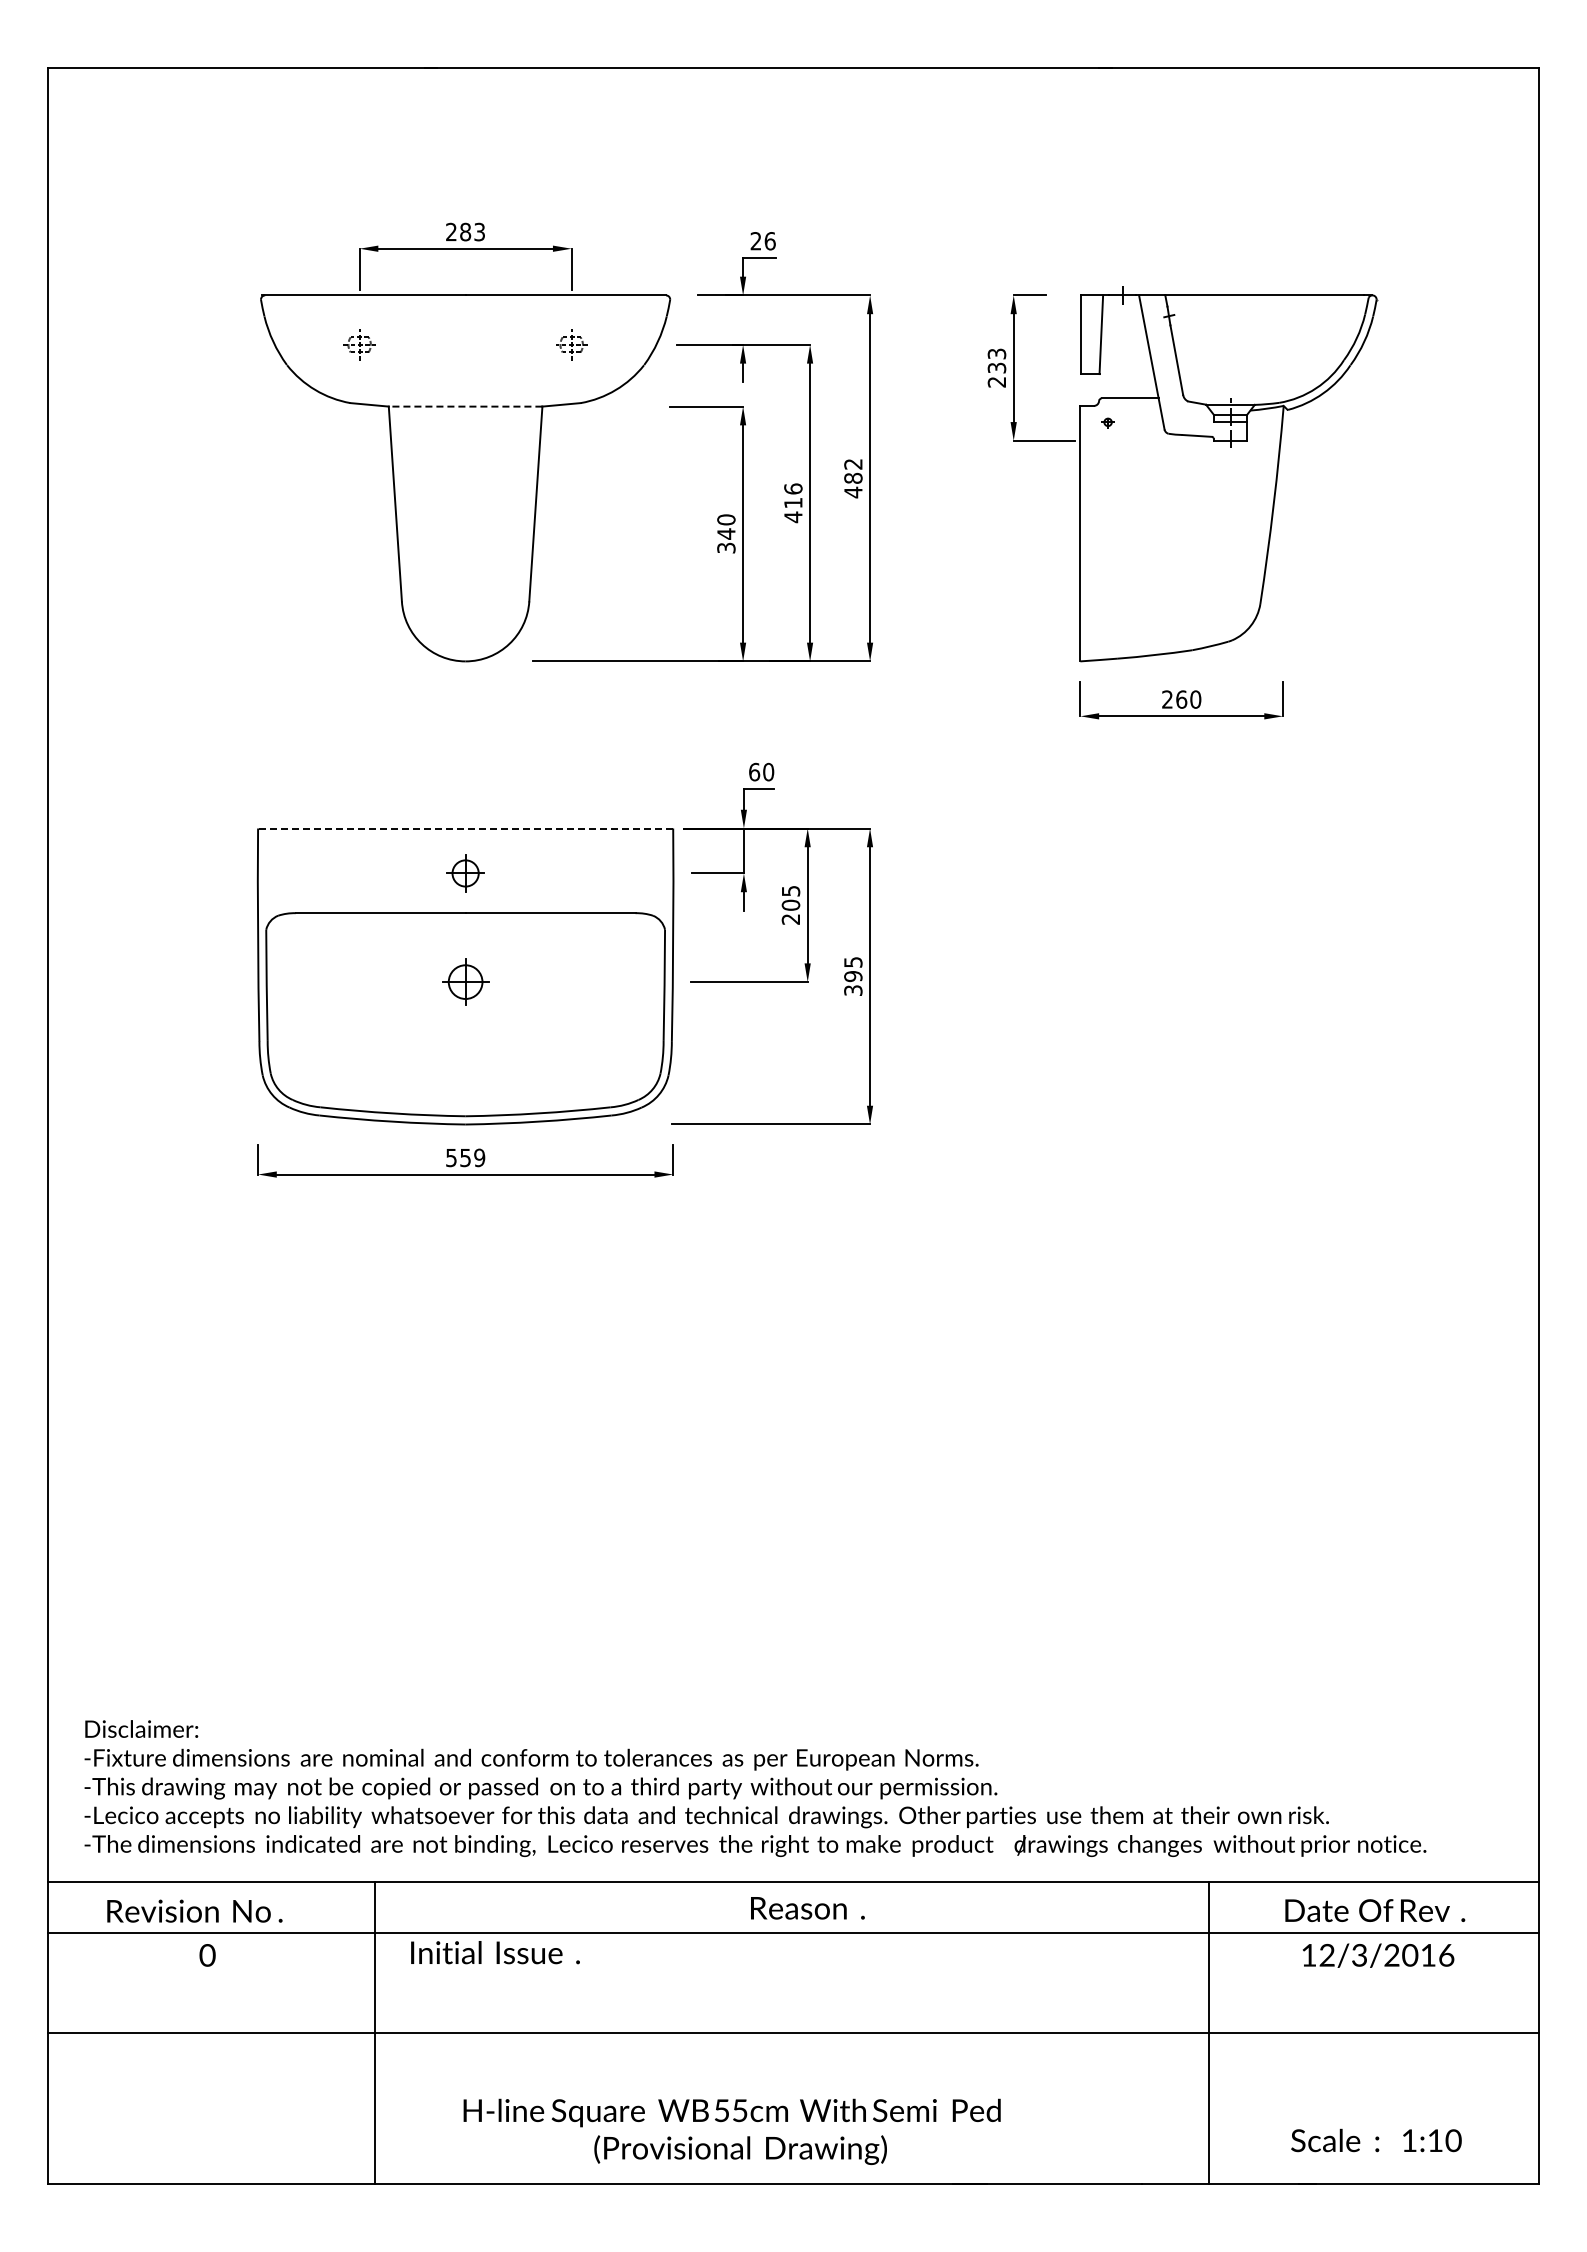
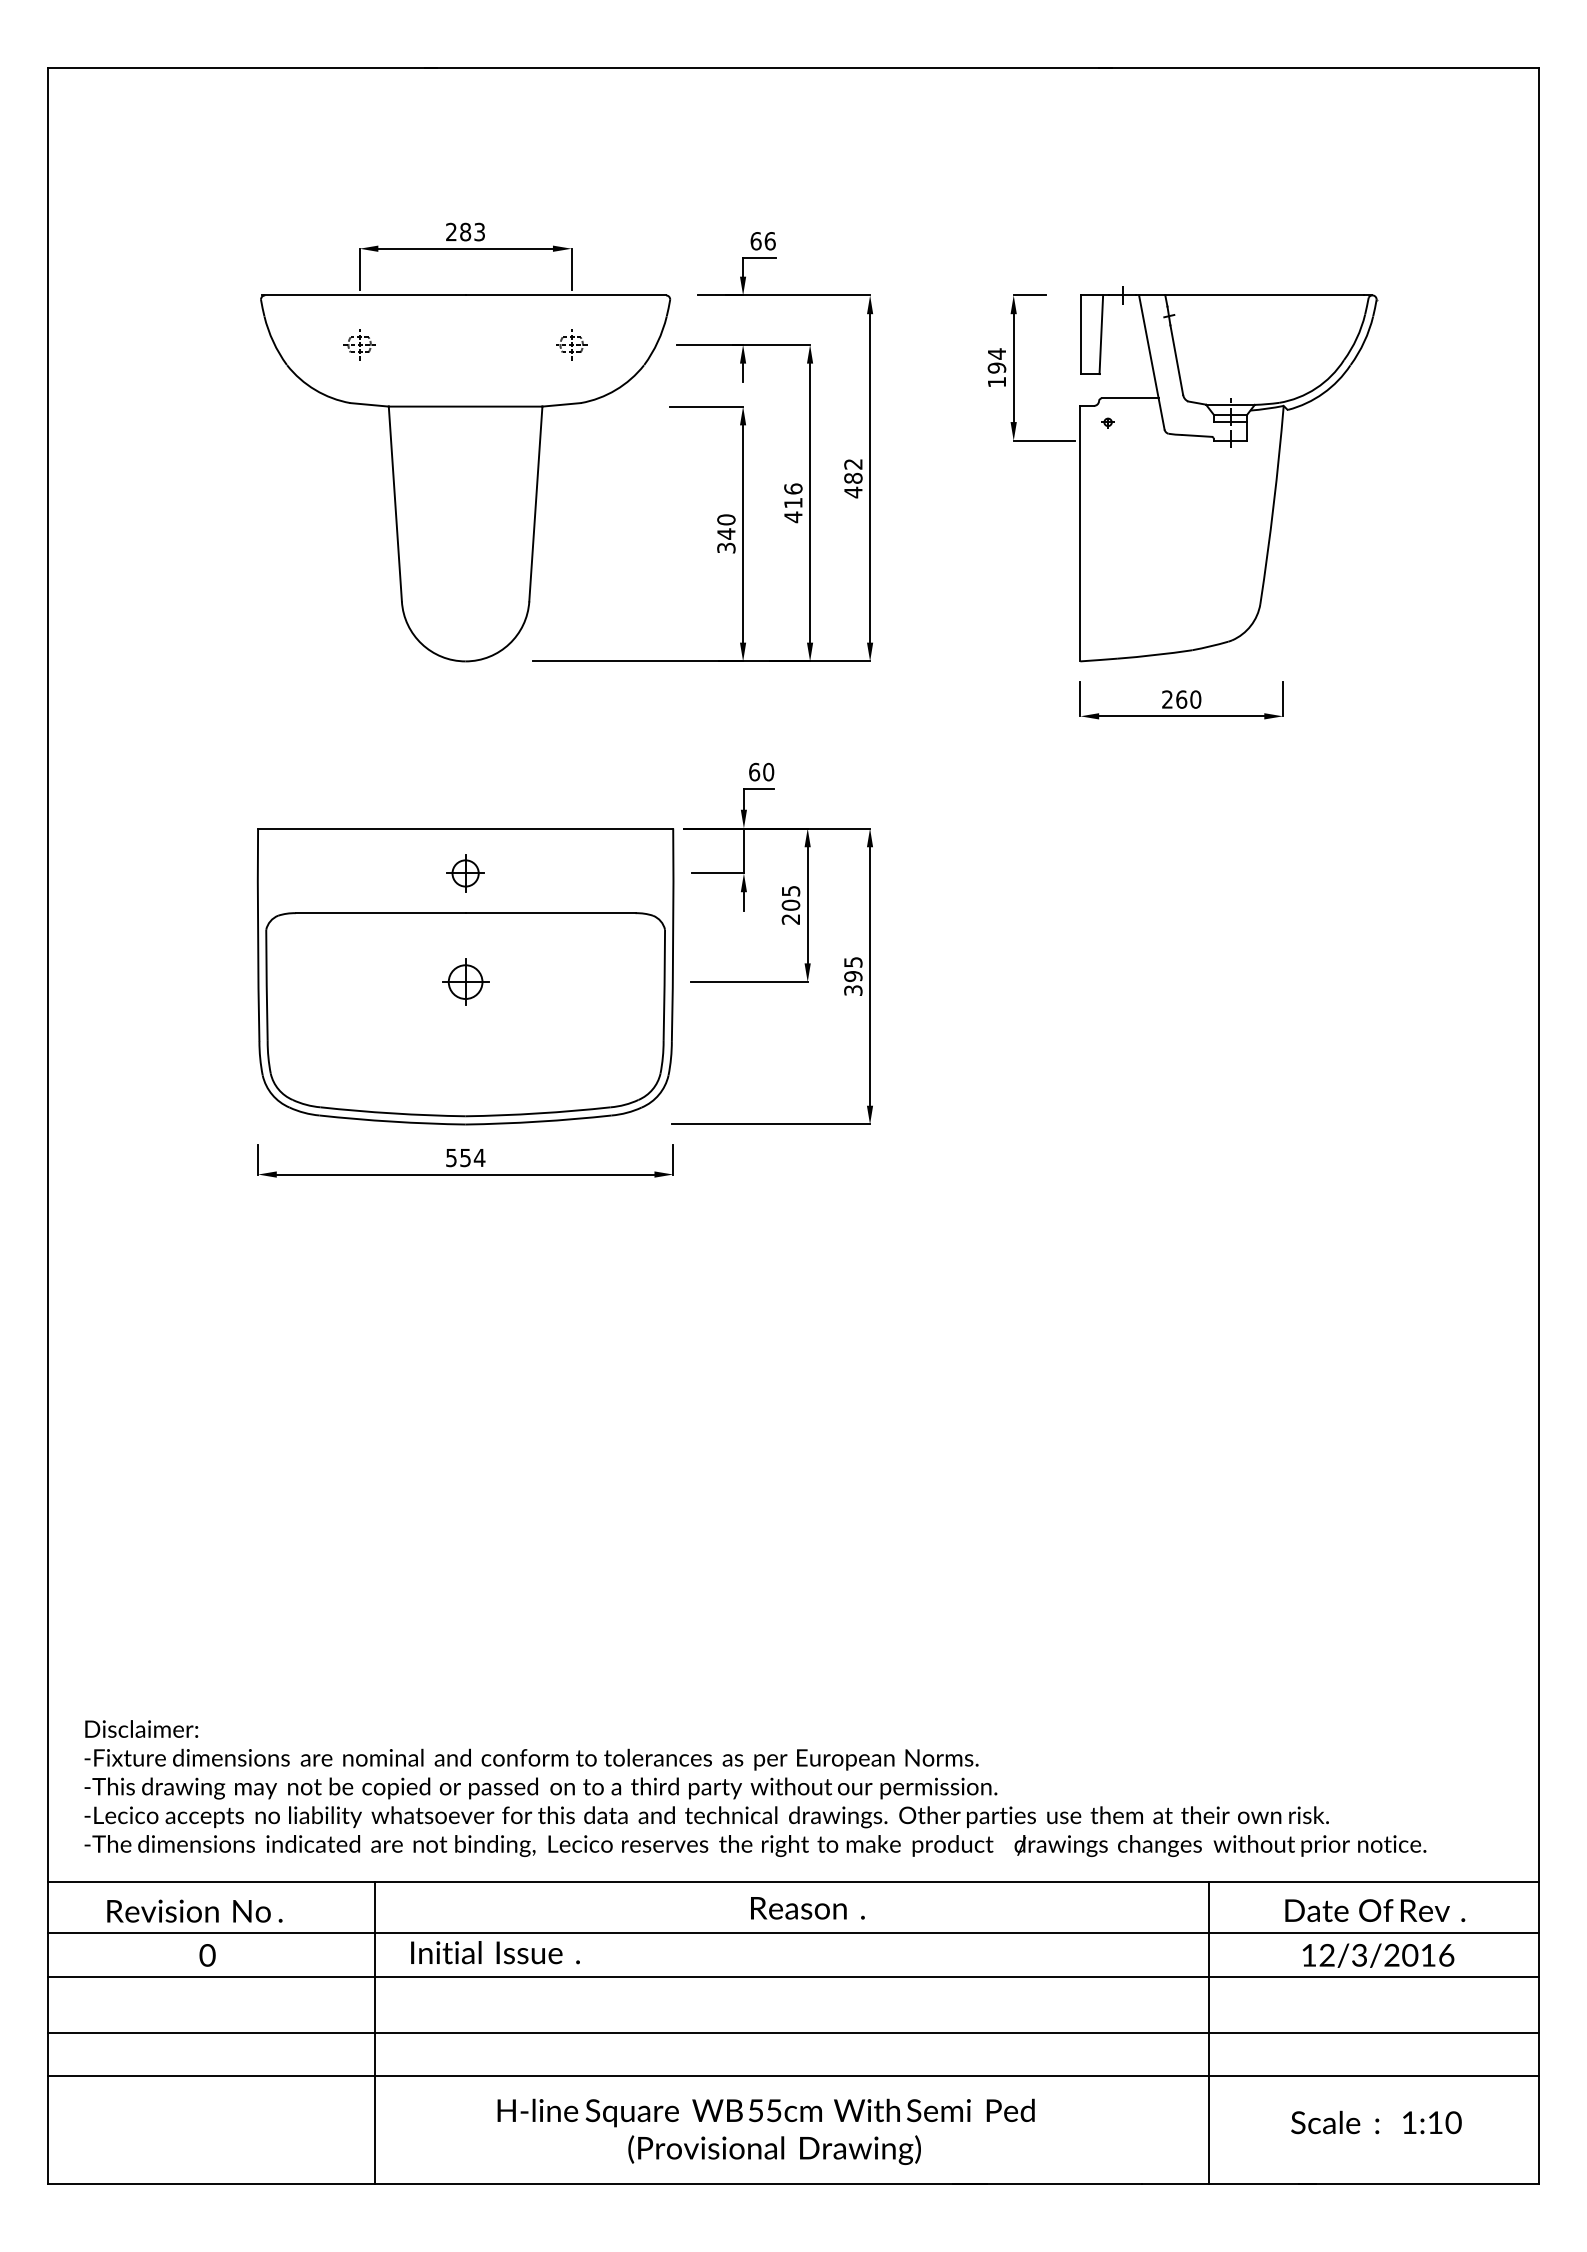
text: 26 -> 66 (755, 241)
text: 233 -> 194 (996, 367)
line: dashed -> solid (465, 406)
line: dashed -> solid (465, 828)
text: 559 -> 554 (479, 1157)
line: none -> present (793, 1977)
line: none -> present (793, 2075)
text position: (731, 2131) -> (765, 2131) (765, 2131)
text position: (1376, 2140) -> (1376, 2122) (1376, 2122)
